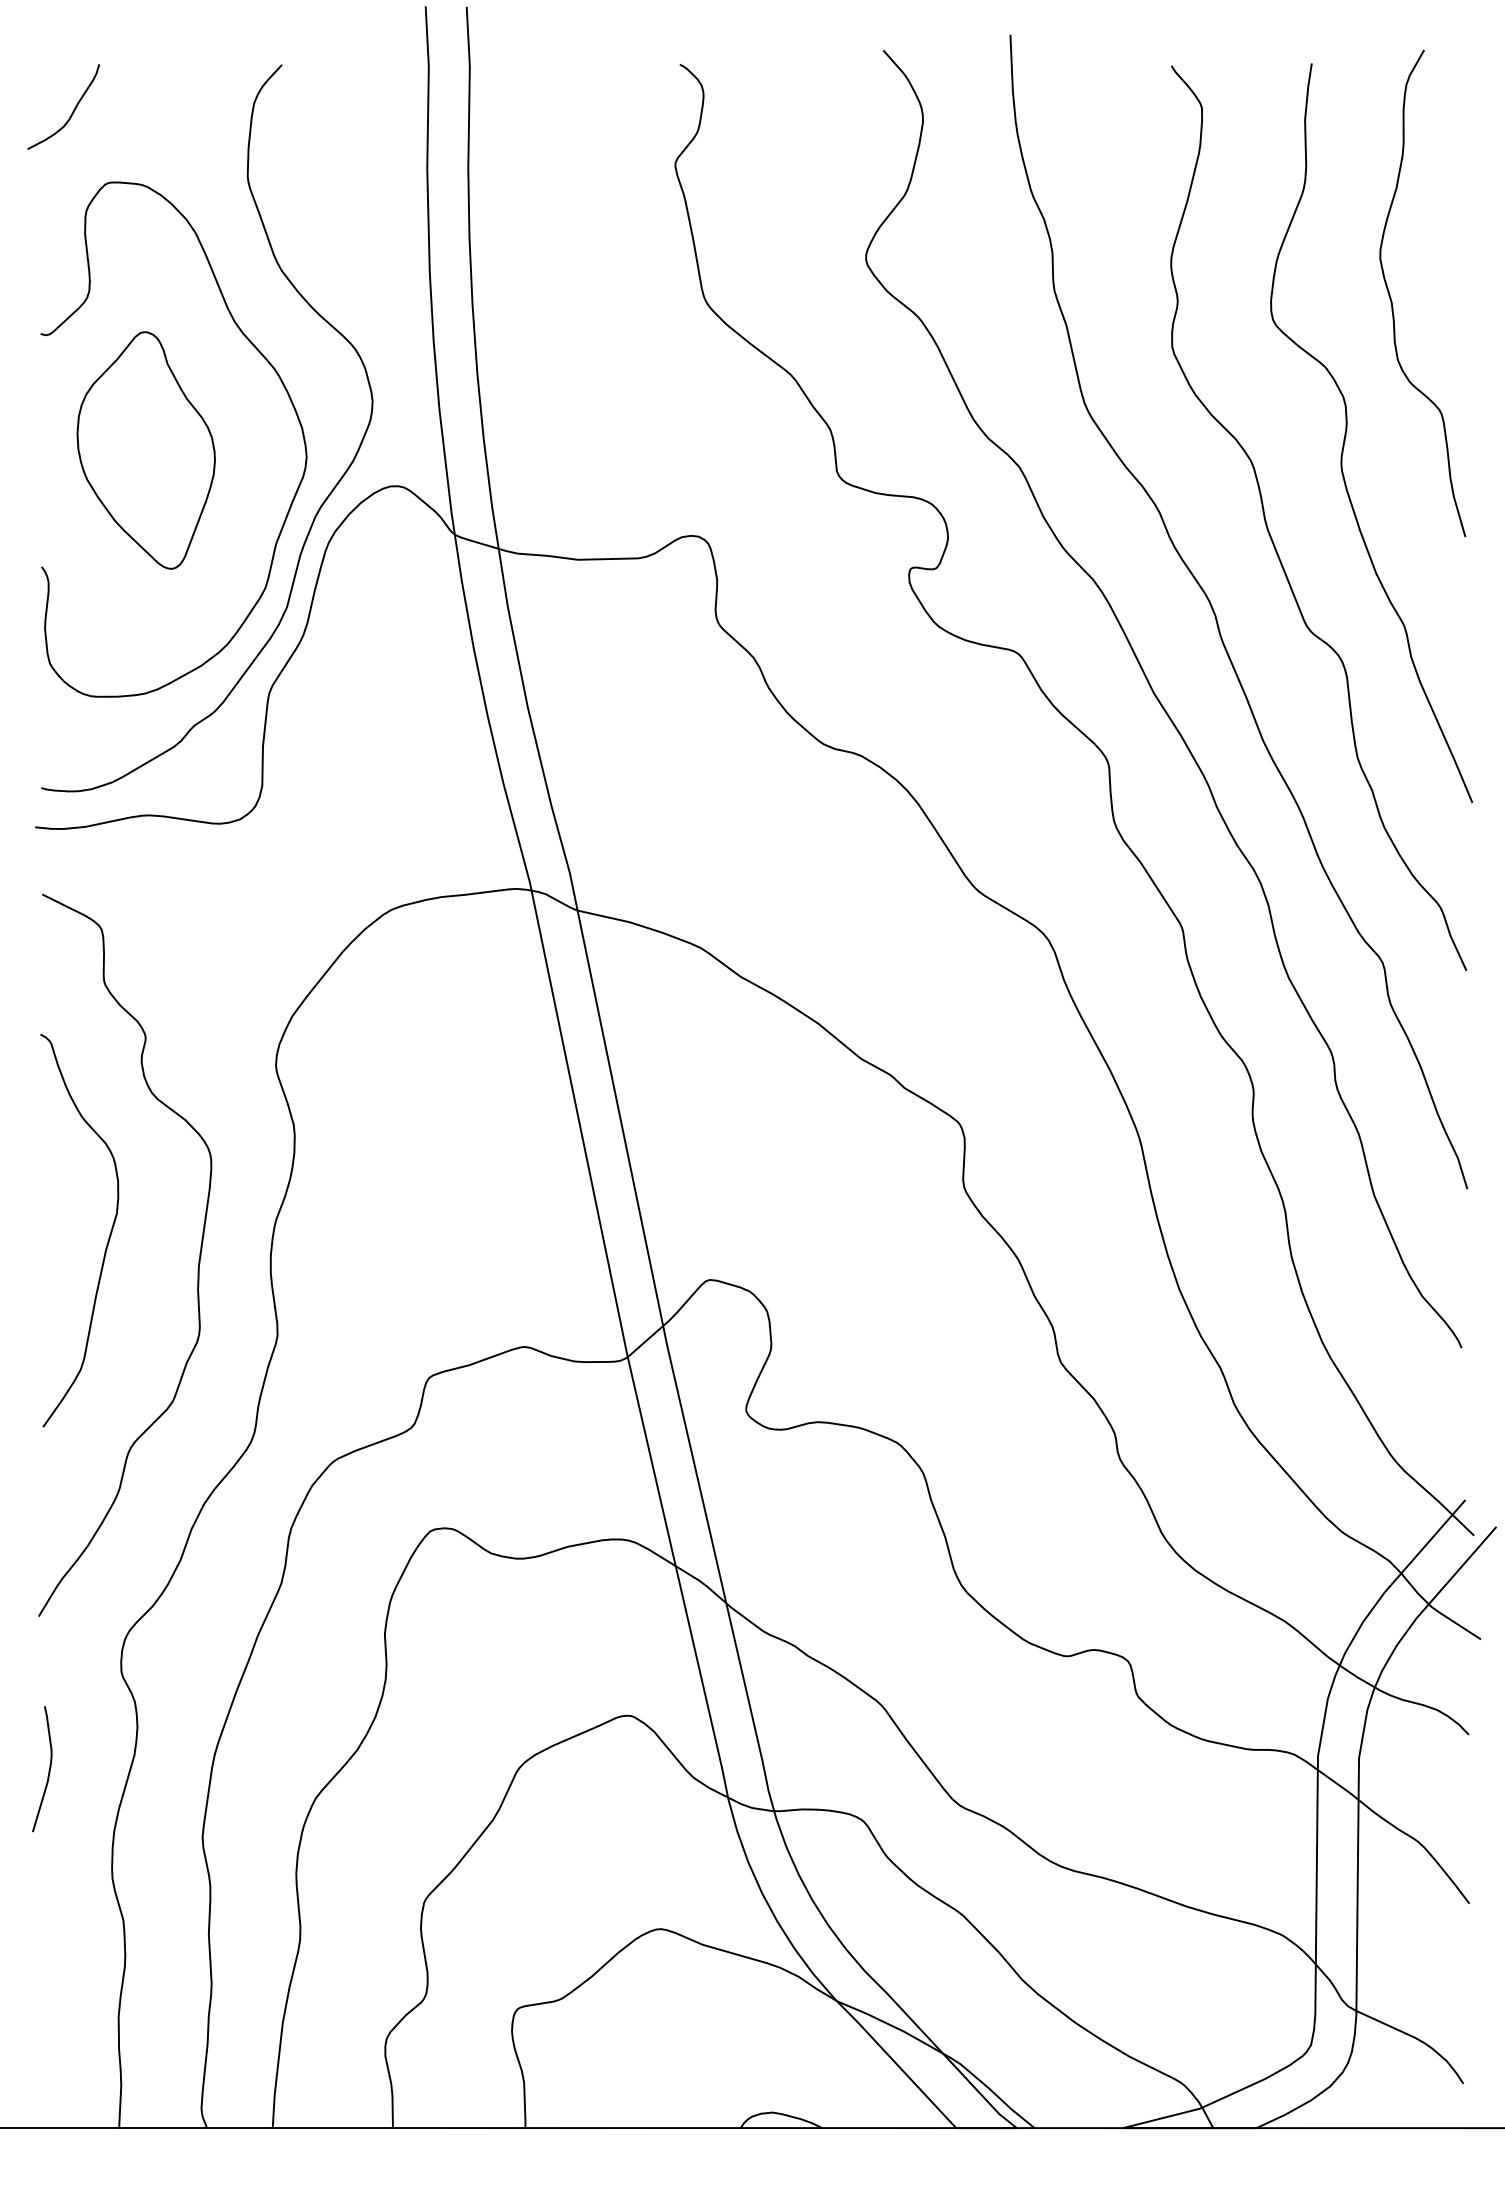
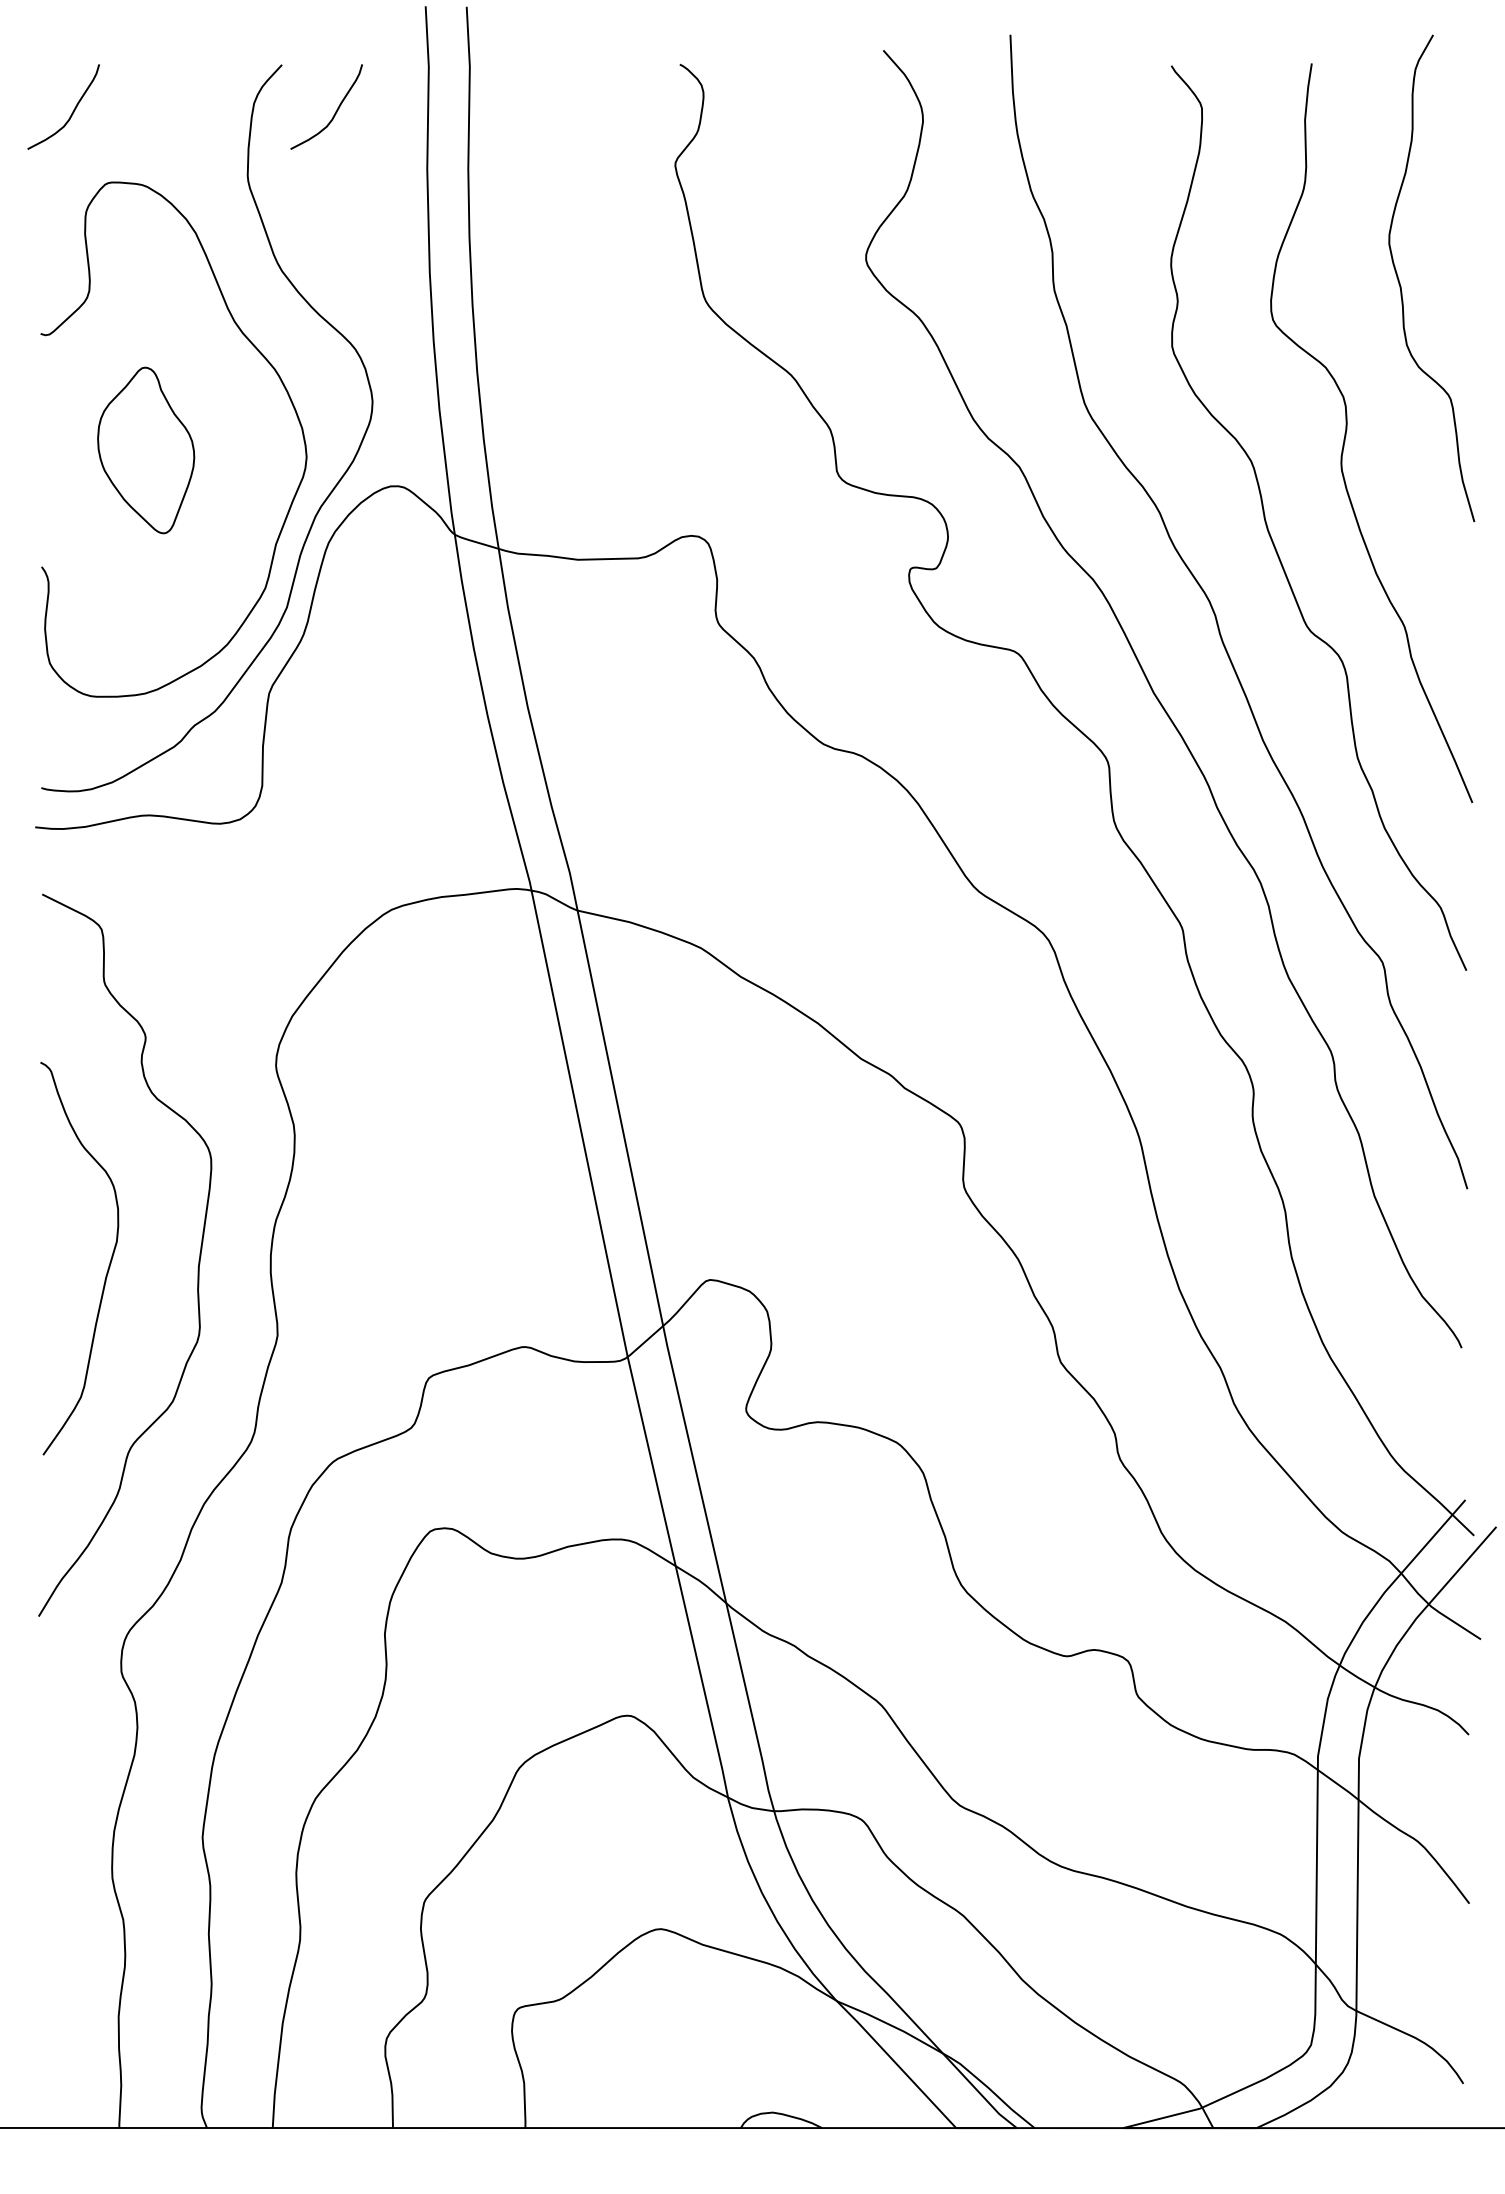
curve: none -> present (335, 111)
curve position: (1392, 301) -> (1401, 286) (1401, 286)
part size: 140x239 px -> 99x169 px (146, 450)
curve position: (108, 1237) -> (108, 1265) (108, 1265)
curve: present -> none (48, 1770)
